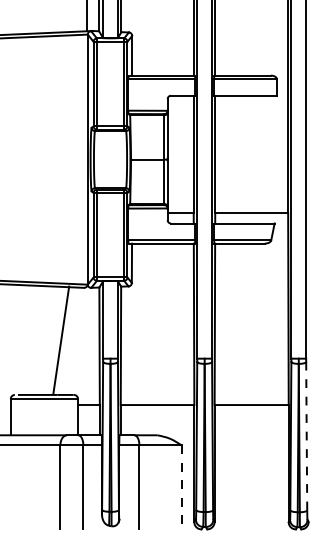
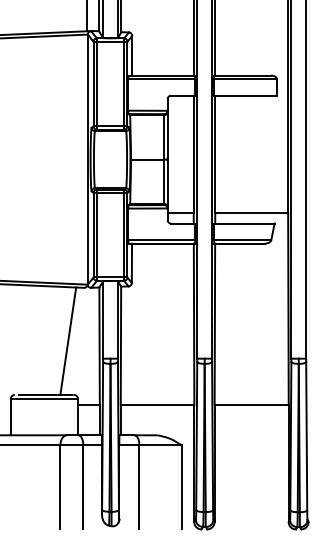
line position: (61, 339) -> (68, 340) (68, 340)
line: dashed -> solid (306, 435)
line: dashed -> solid (181, 487)
